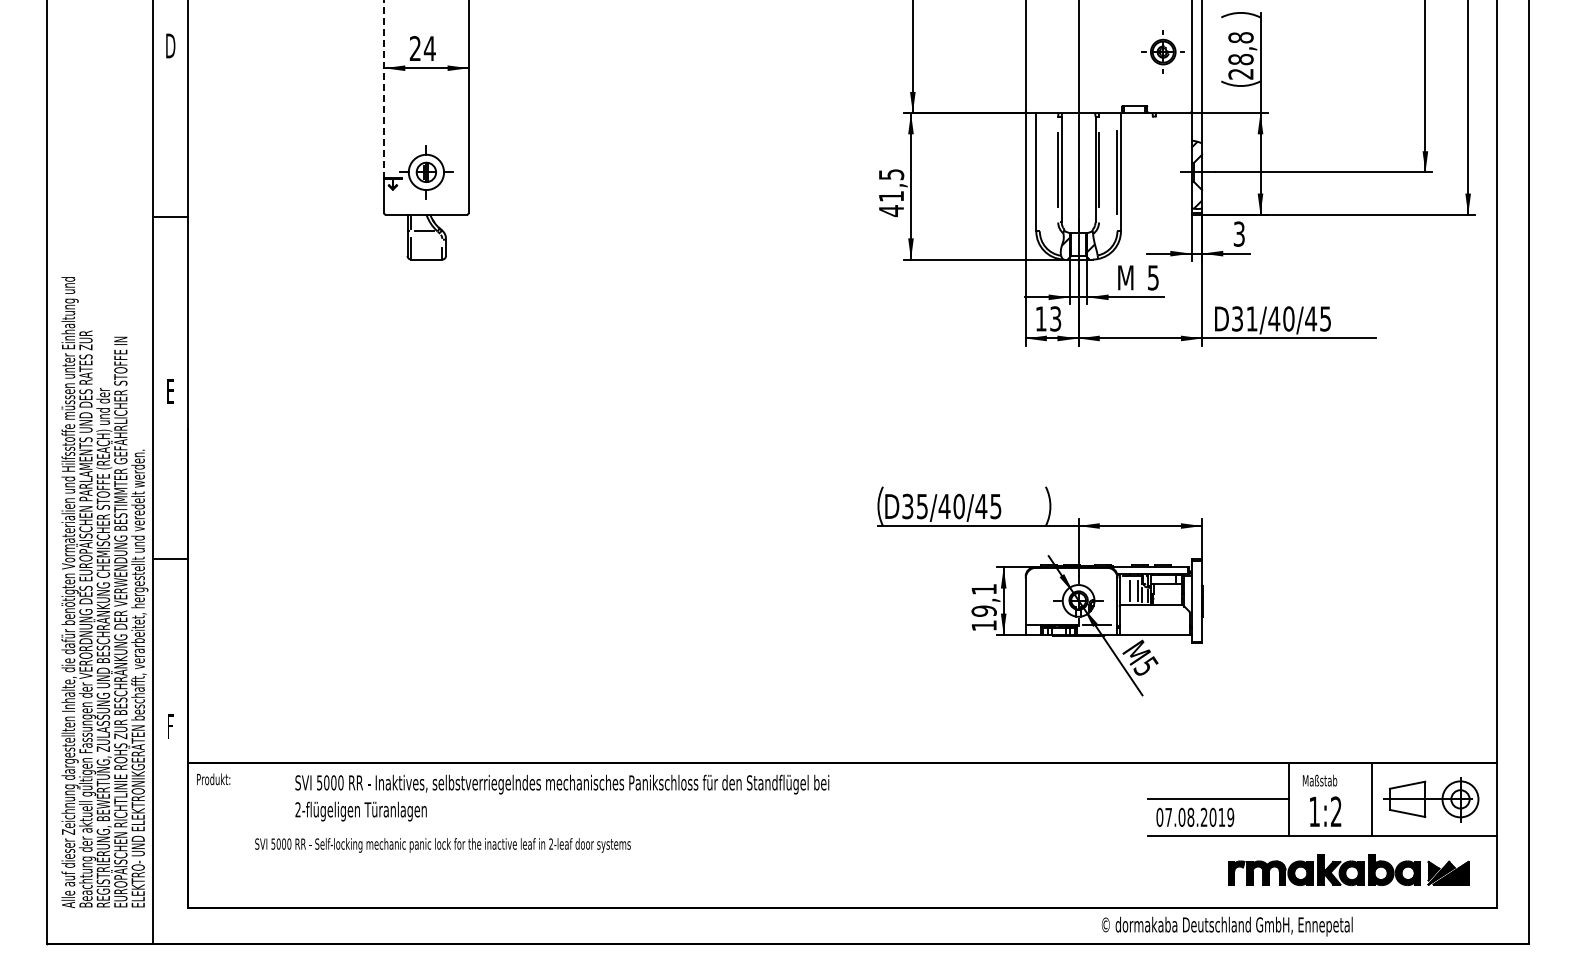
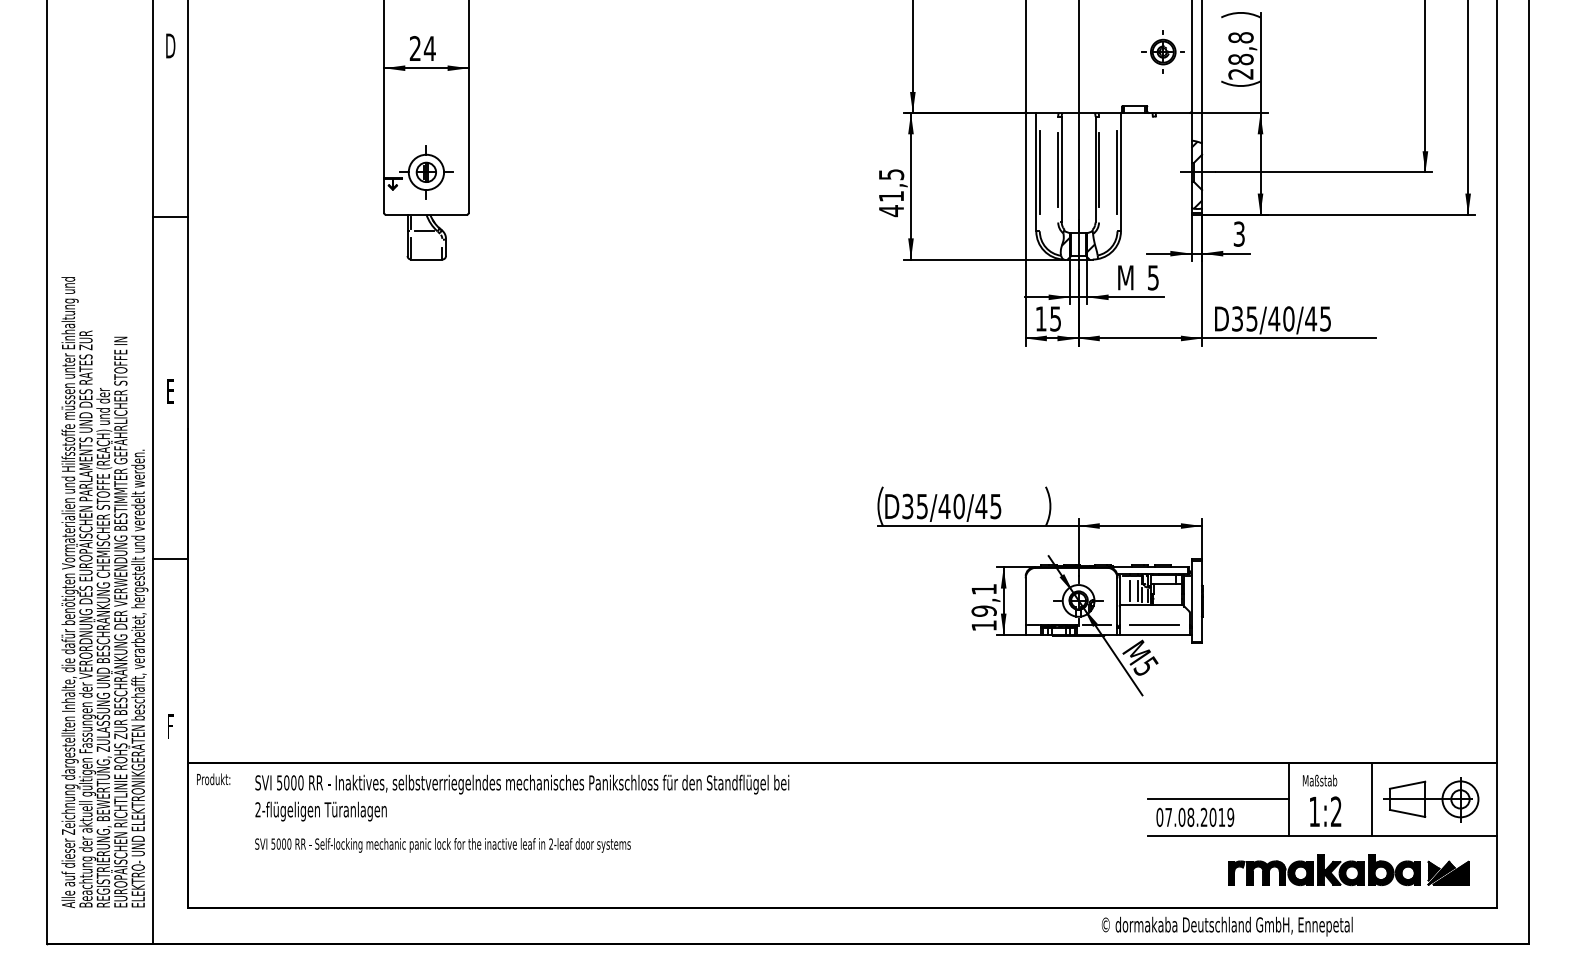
line: dashed -> solid (384, 89)
line: none -> present (1039, 171)
text: 13 -> 15 (1055, 318)
text: D31/40/45 -> D35/40/45 (1251, 318)
line: none -> present (1154, 624)
text position: (562, 797) -> (522, 797) (522, 797)
